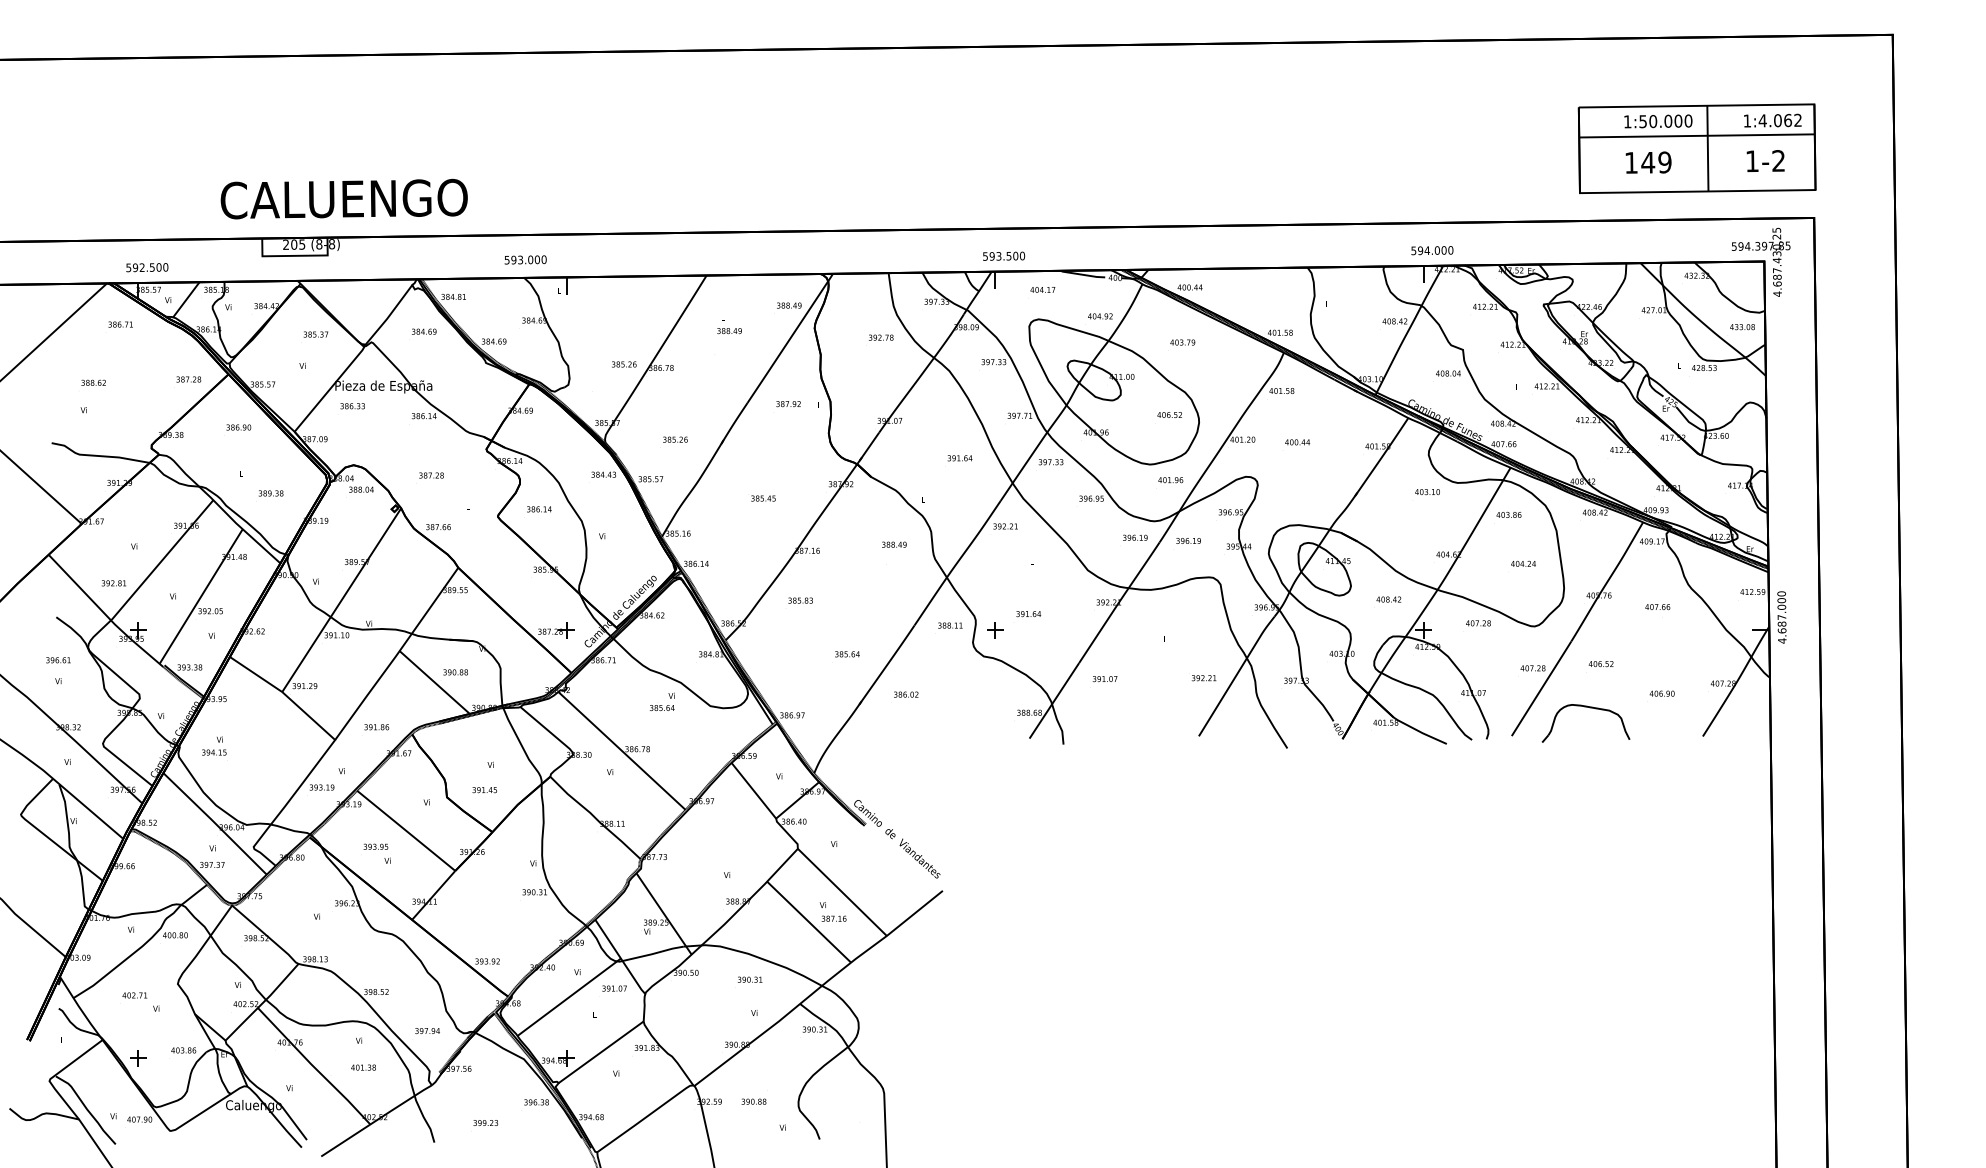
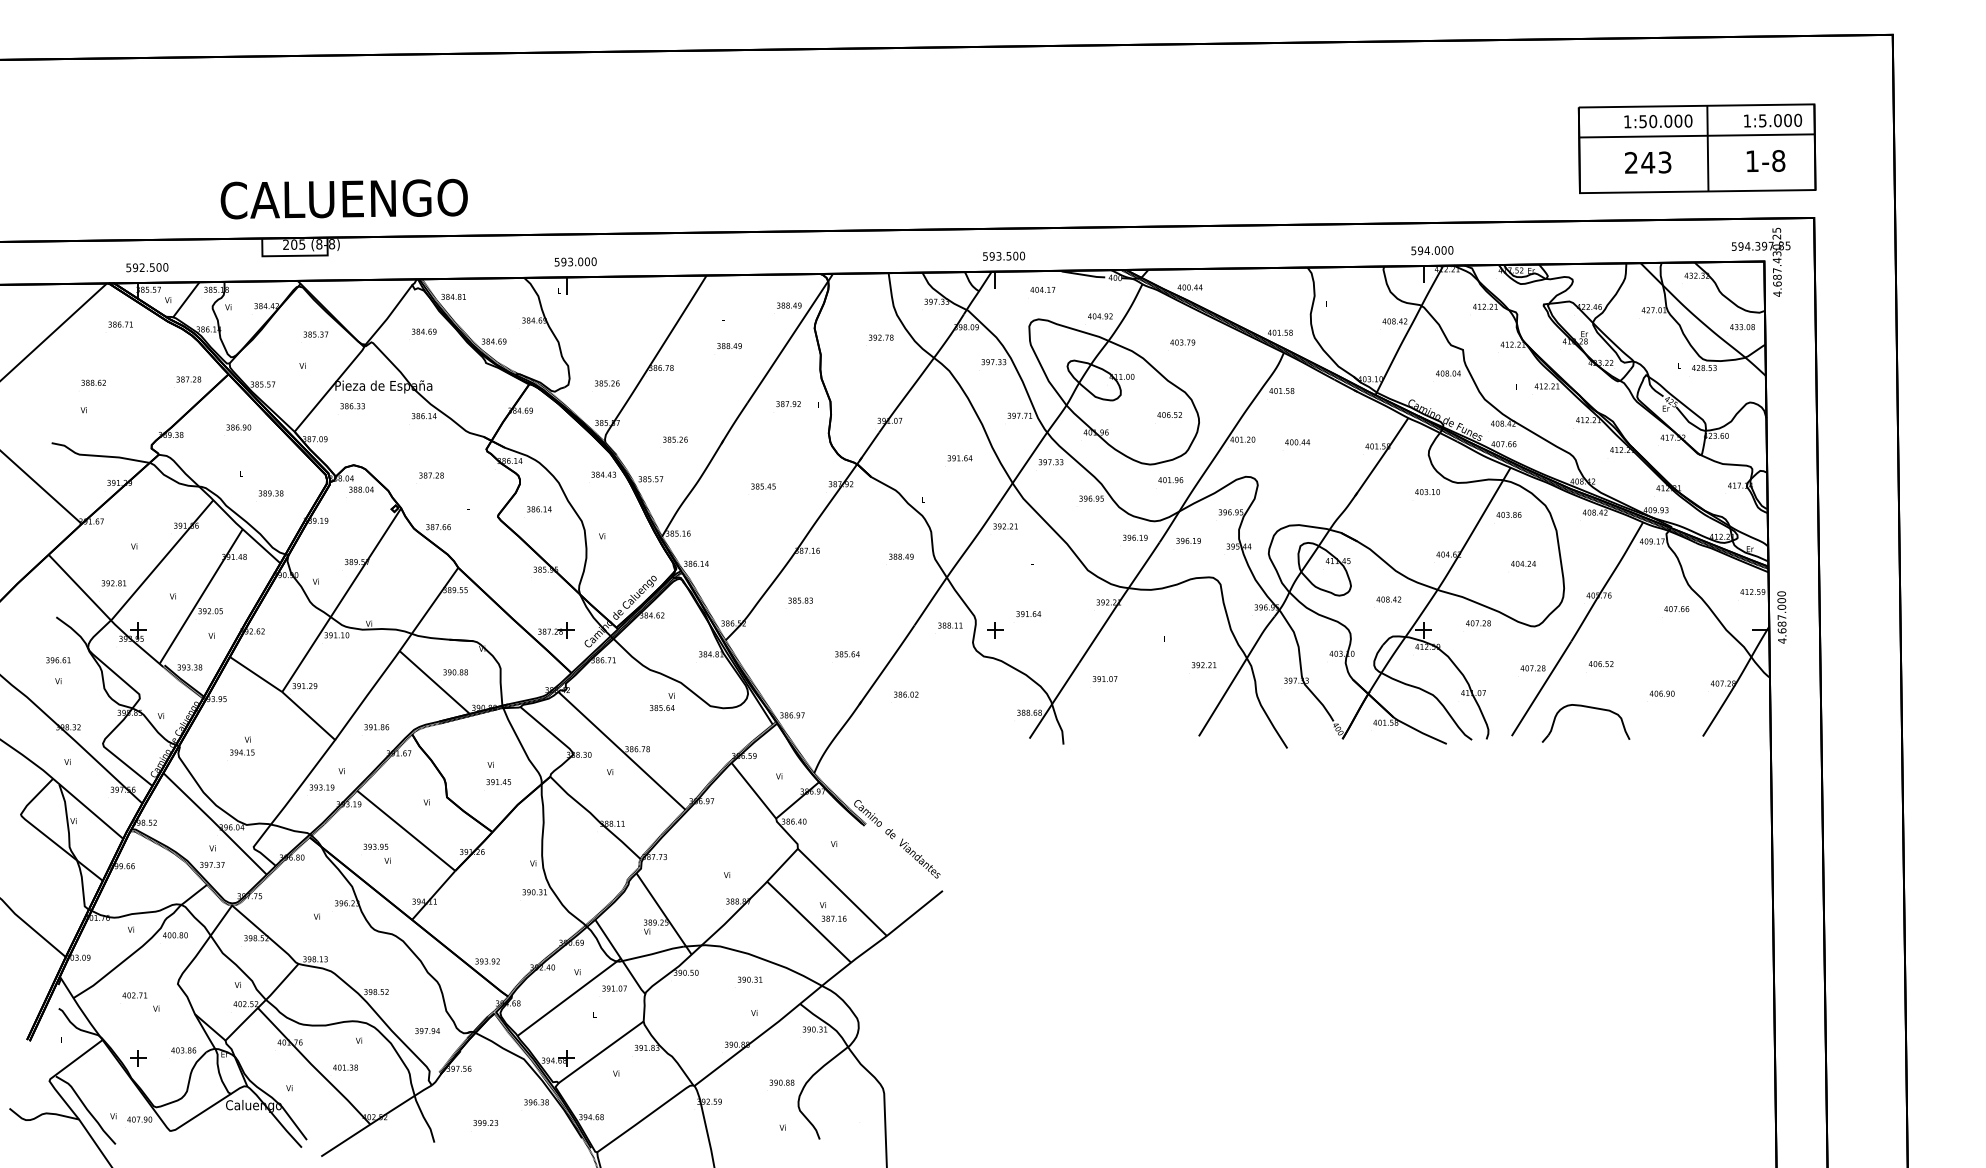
text: 1:4.062 -> 1:5.000 (1780, 120)
text: 1-2 -> 1-8 (1778, 161)
text: 149 -> 243 (1648, 162)
text position: (525, 259) -> (575, 261) (575, 261)
text position: (729, 331) -> (729, 346) (729, 346)
text position: (624, 364) -> (607, 383) (607, 383)
text position: (763, 498) -> (763, 486) (763, 486)
text position: (894, 544) -> (901, 556) (901, 556)
text position: (1657, 607) -> (1676, 609) (1676, 609)
text position: (1203, 678) -> (1203, 665) (1203, 665)
text position: (214, 745) -> (242, 745) (242, 745)
text position: (484, 790) -> (498, 782) (498, 782)
text position: (363, 1067) -> (345, 1067) (345, 1067)
text position: (753, 1101) -> (781, 1082) (781, 1082)
